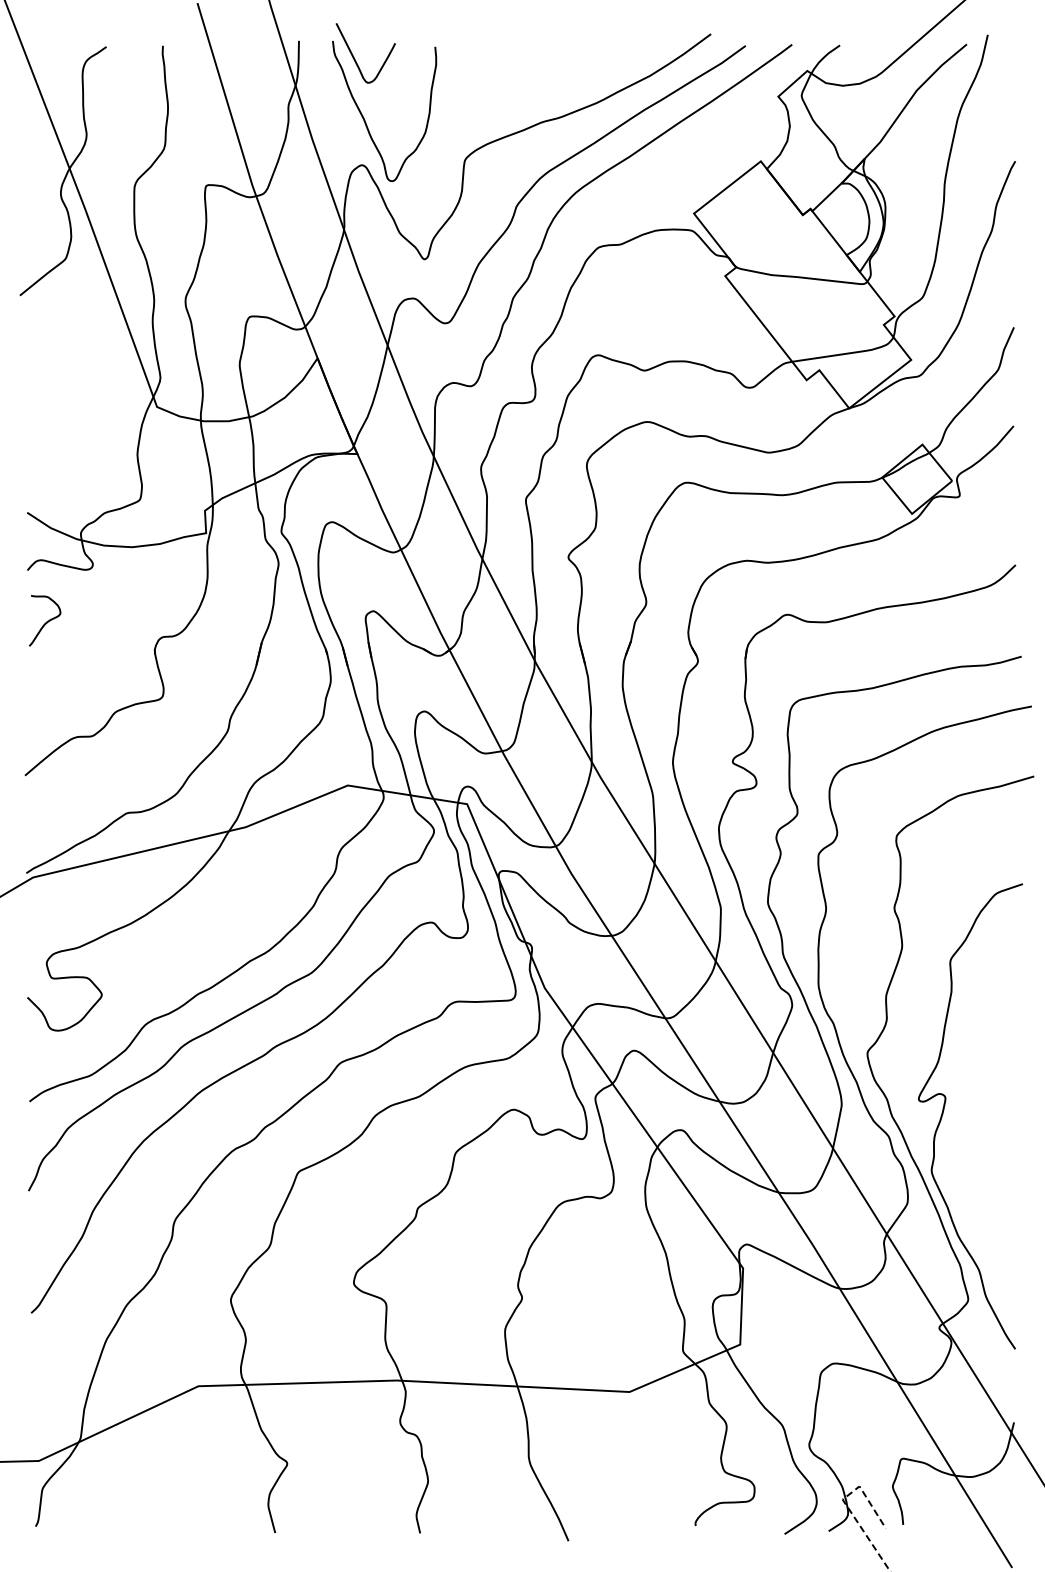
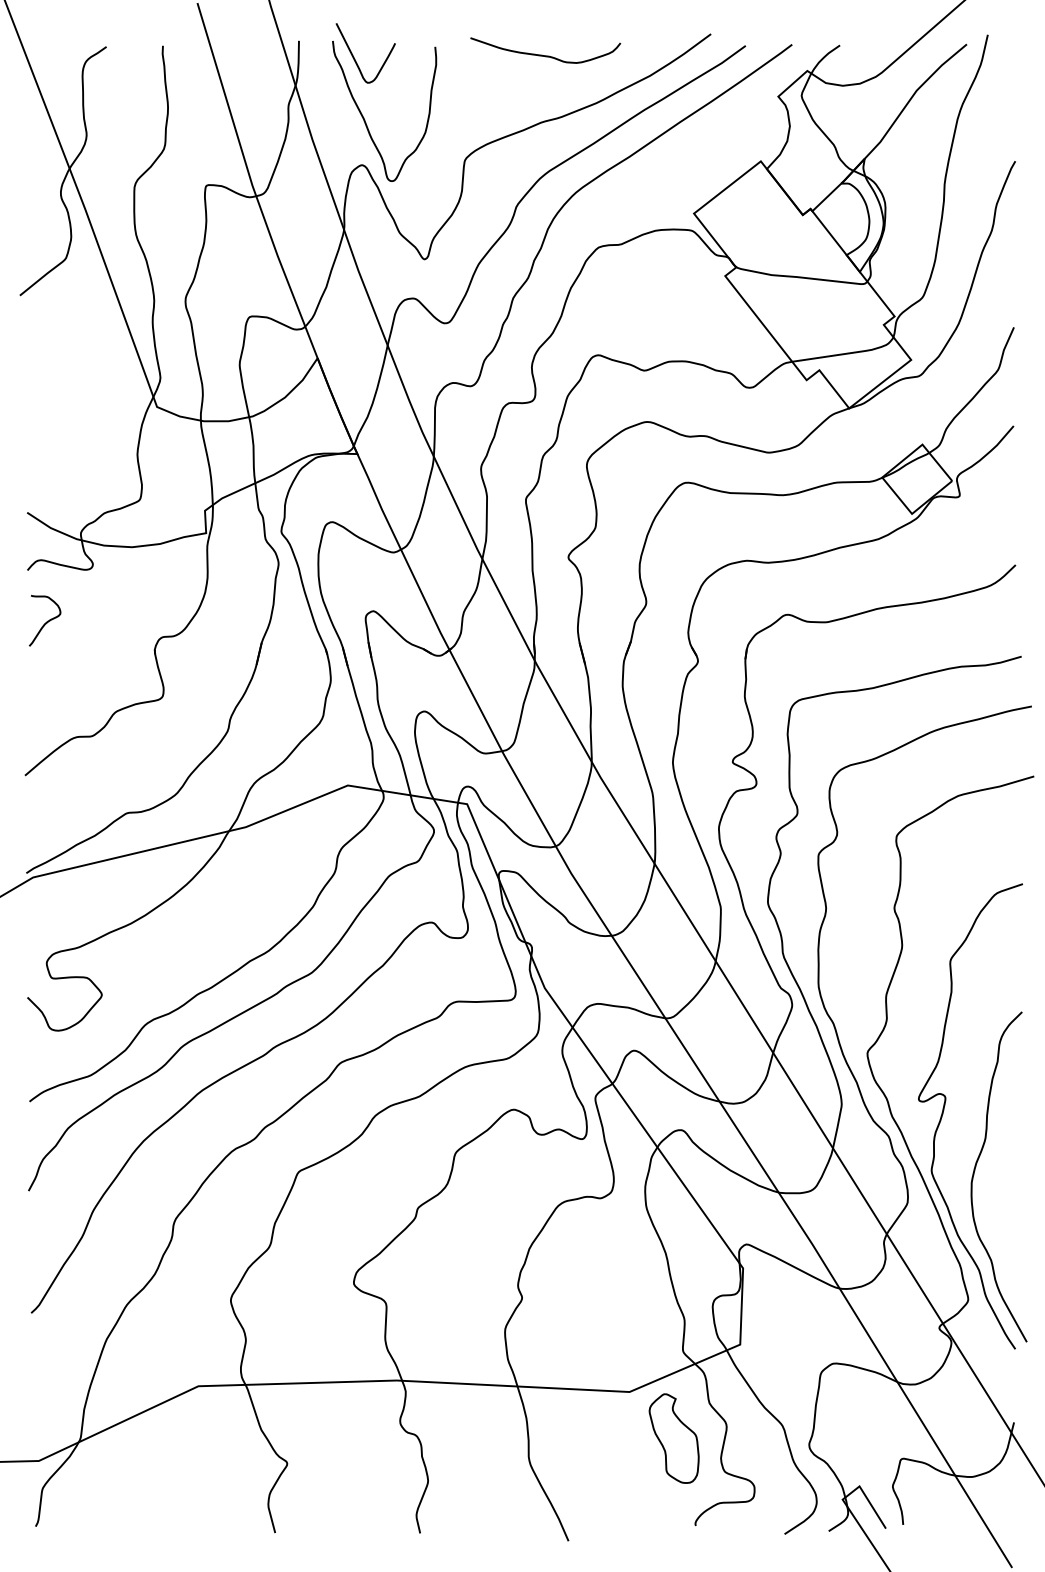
curve: none -> present (542, 54)
curve: none -> present (976, 1167)
part: none -> present (673, 1438)
line: dashed -> solid (845, 1504)
